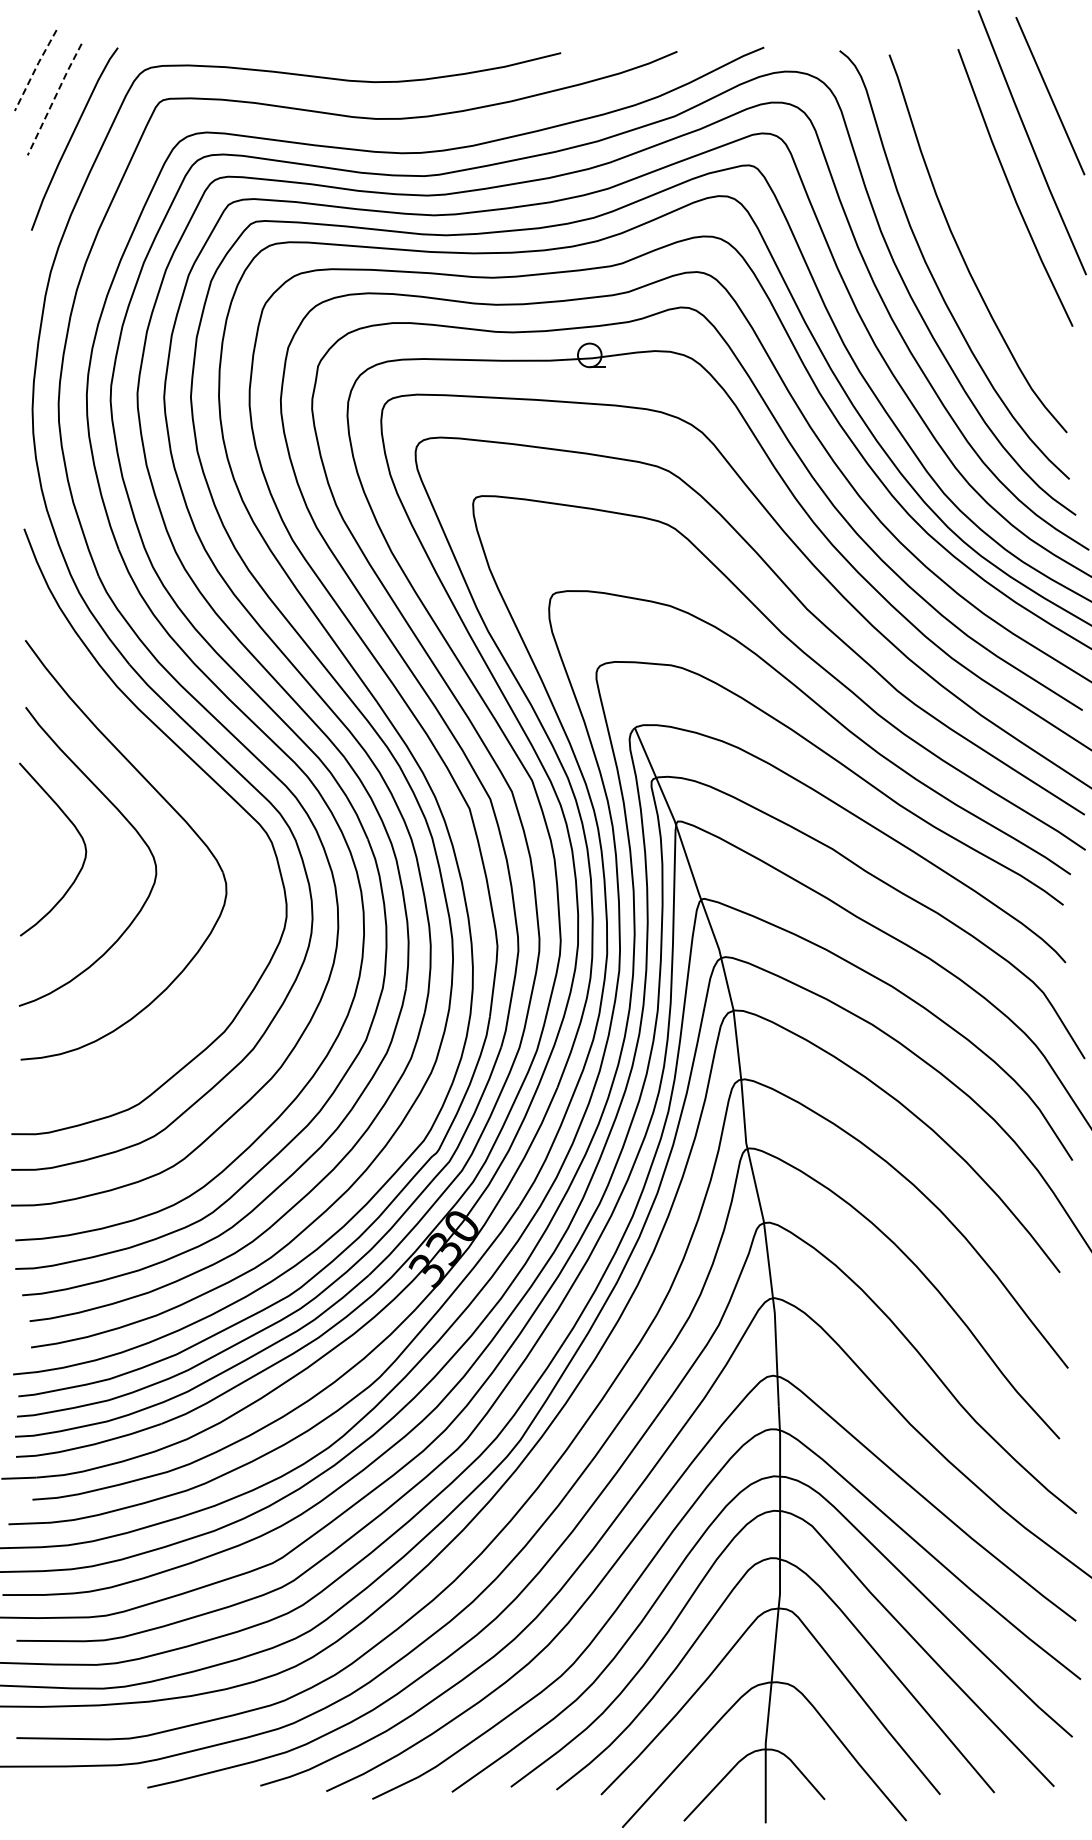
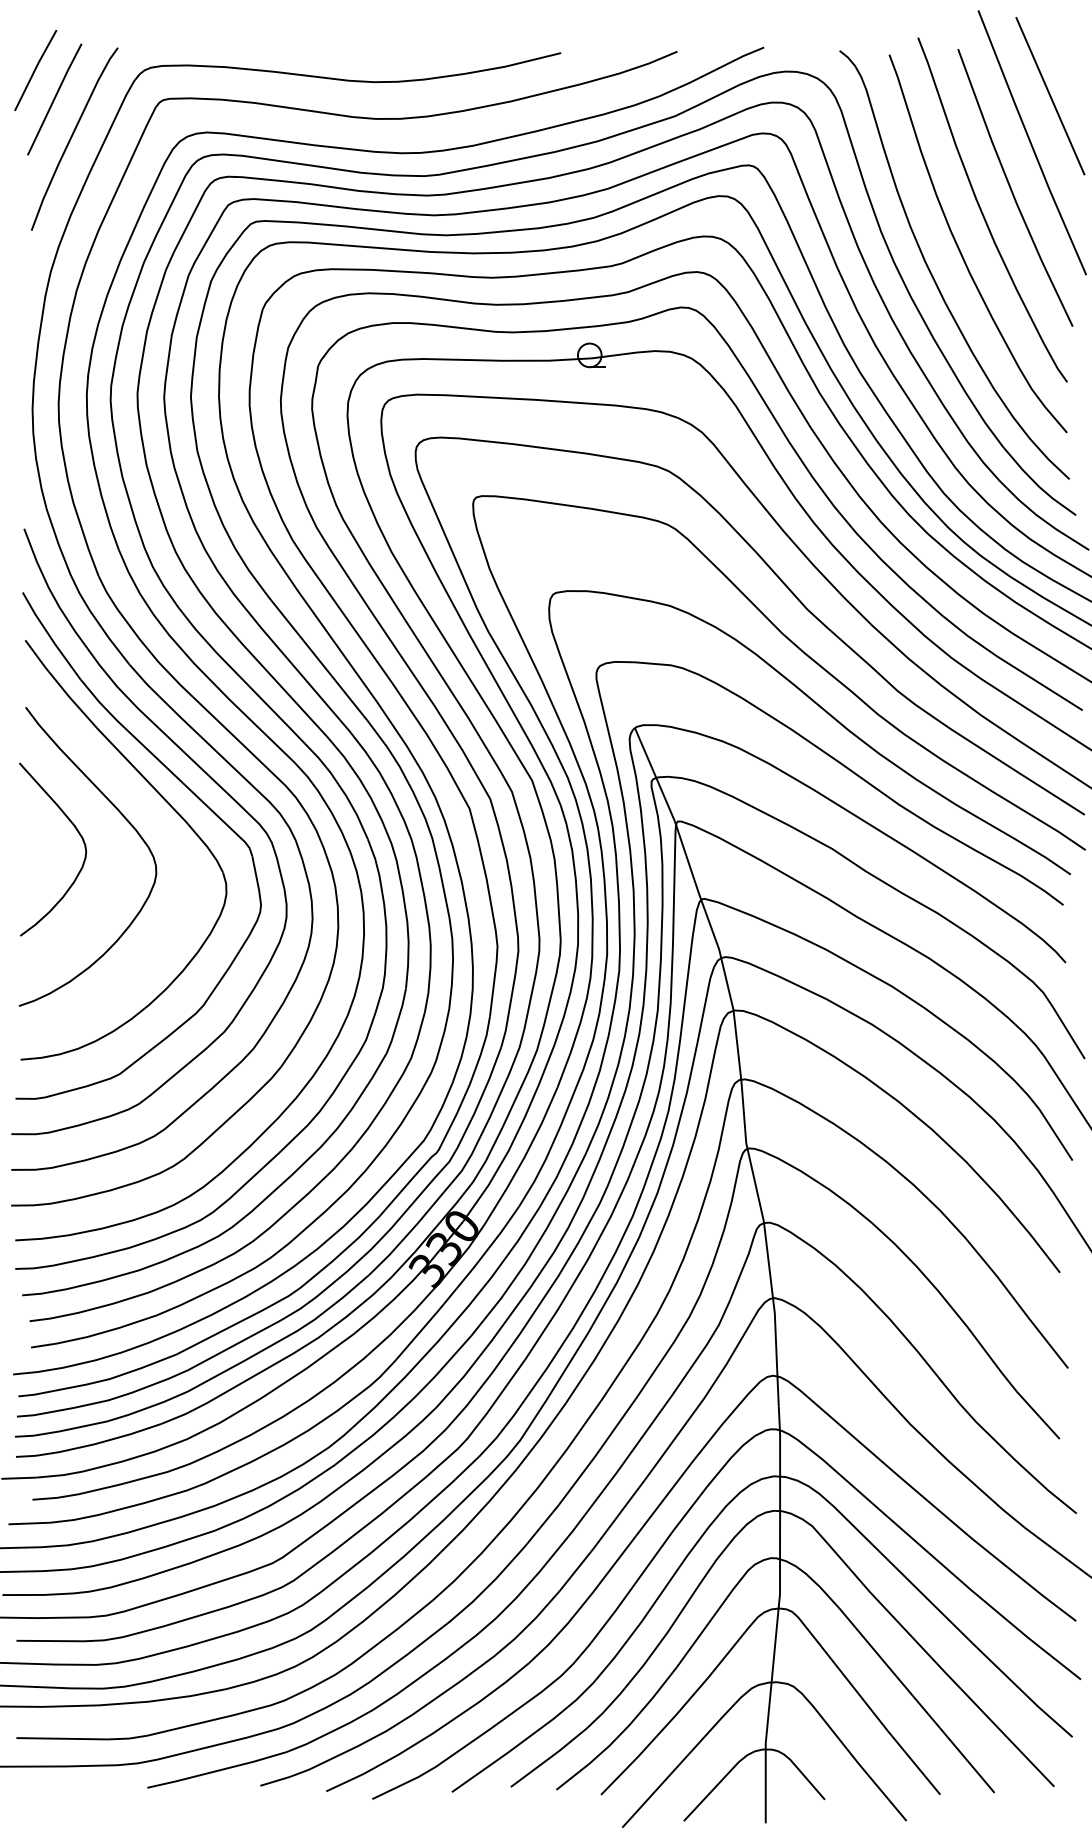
line: dashed -> solid (35, 69)
line: dashed -> solid (54, 98)
curve: none -> present (983, 213)
part: none -> present (191, 792)
